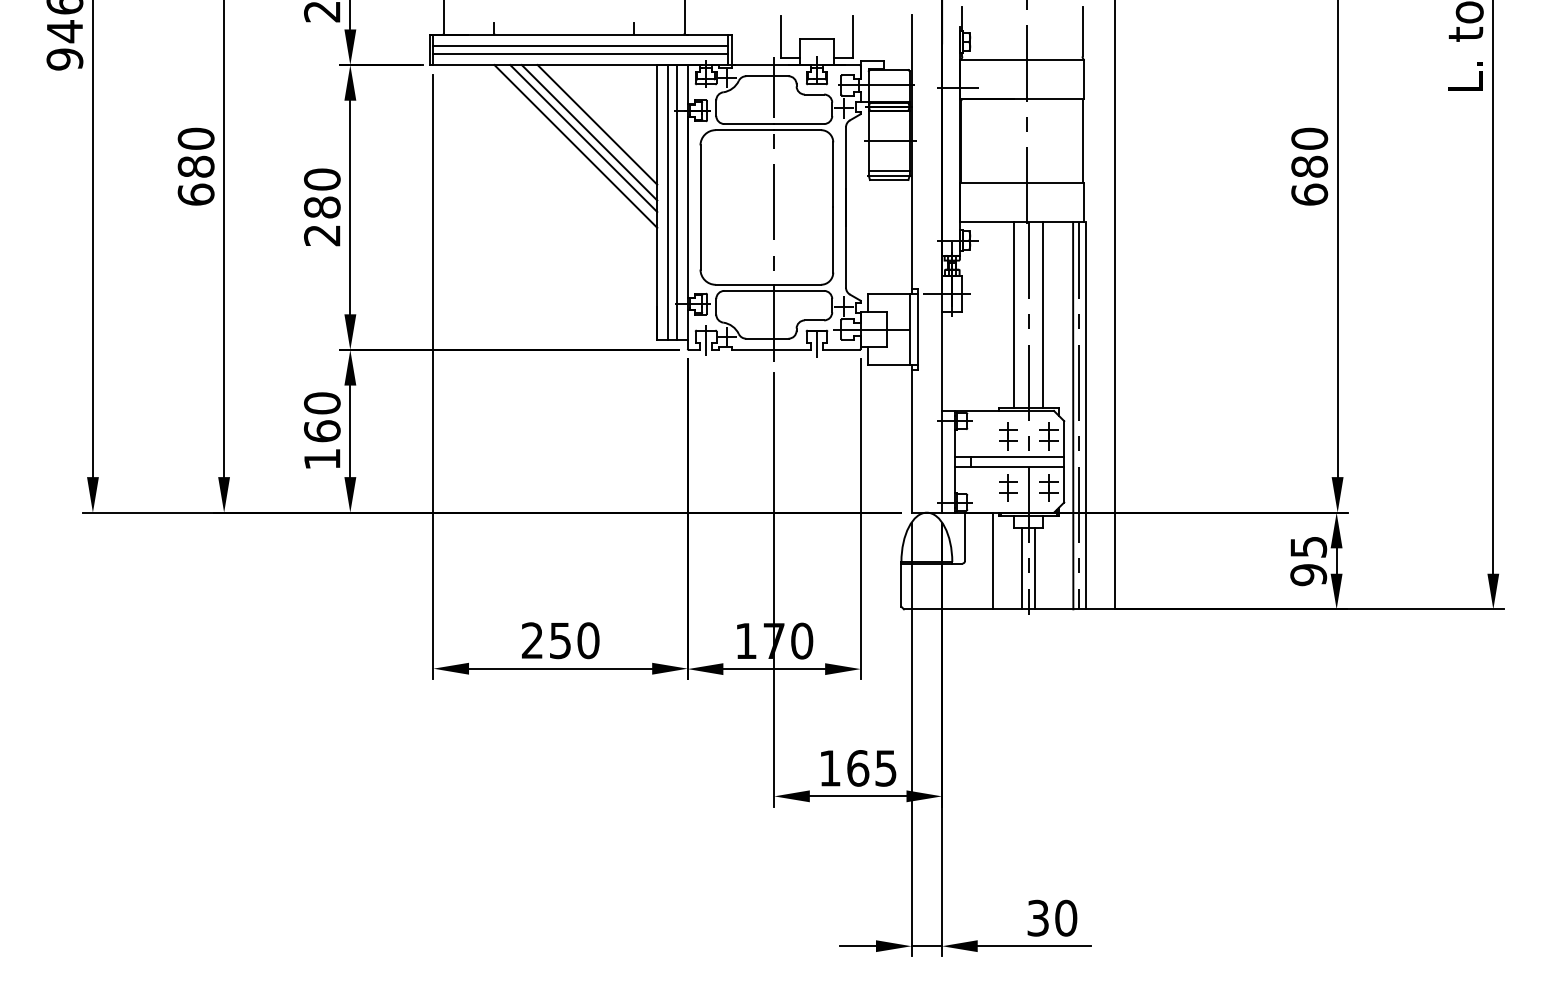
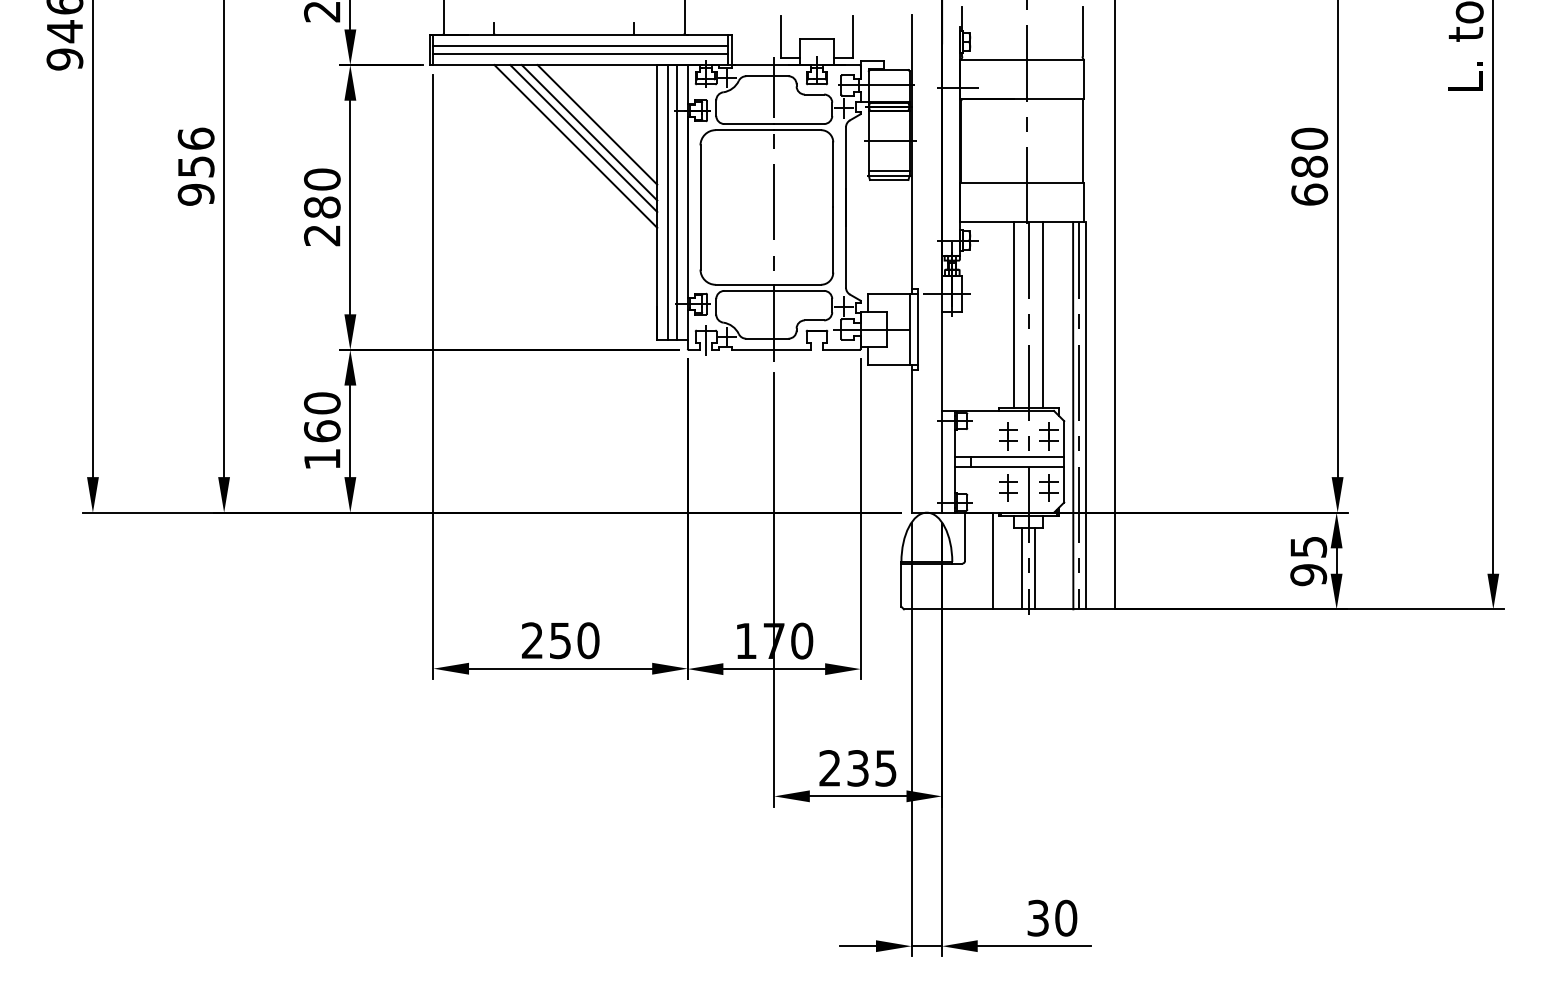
text: 680 -> 956 (195, 166)
line: present -> none (816, 343)
text: 165 -> 235 (844, 768)
